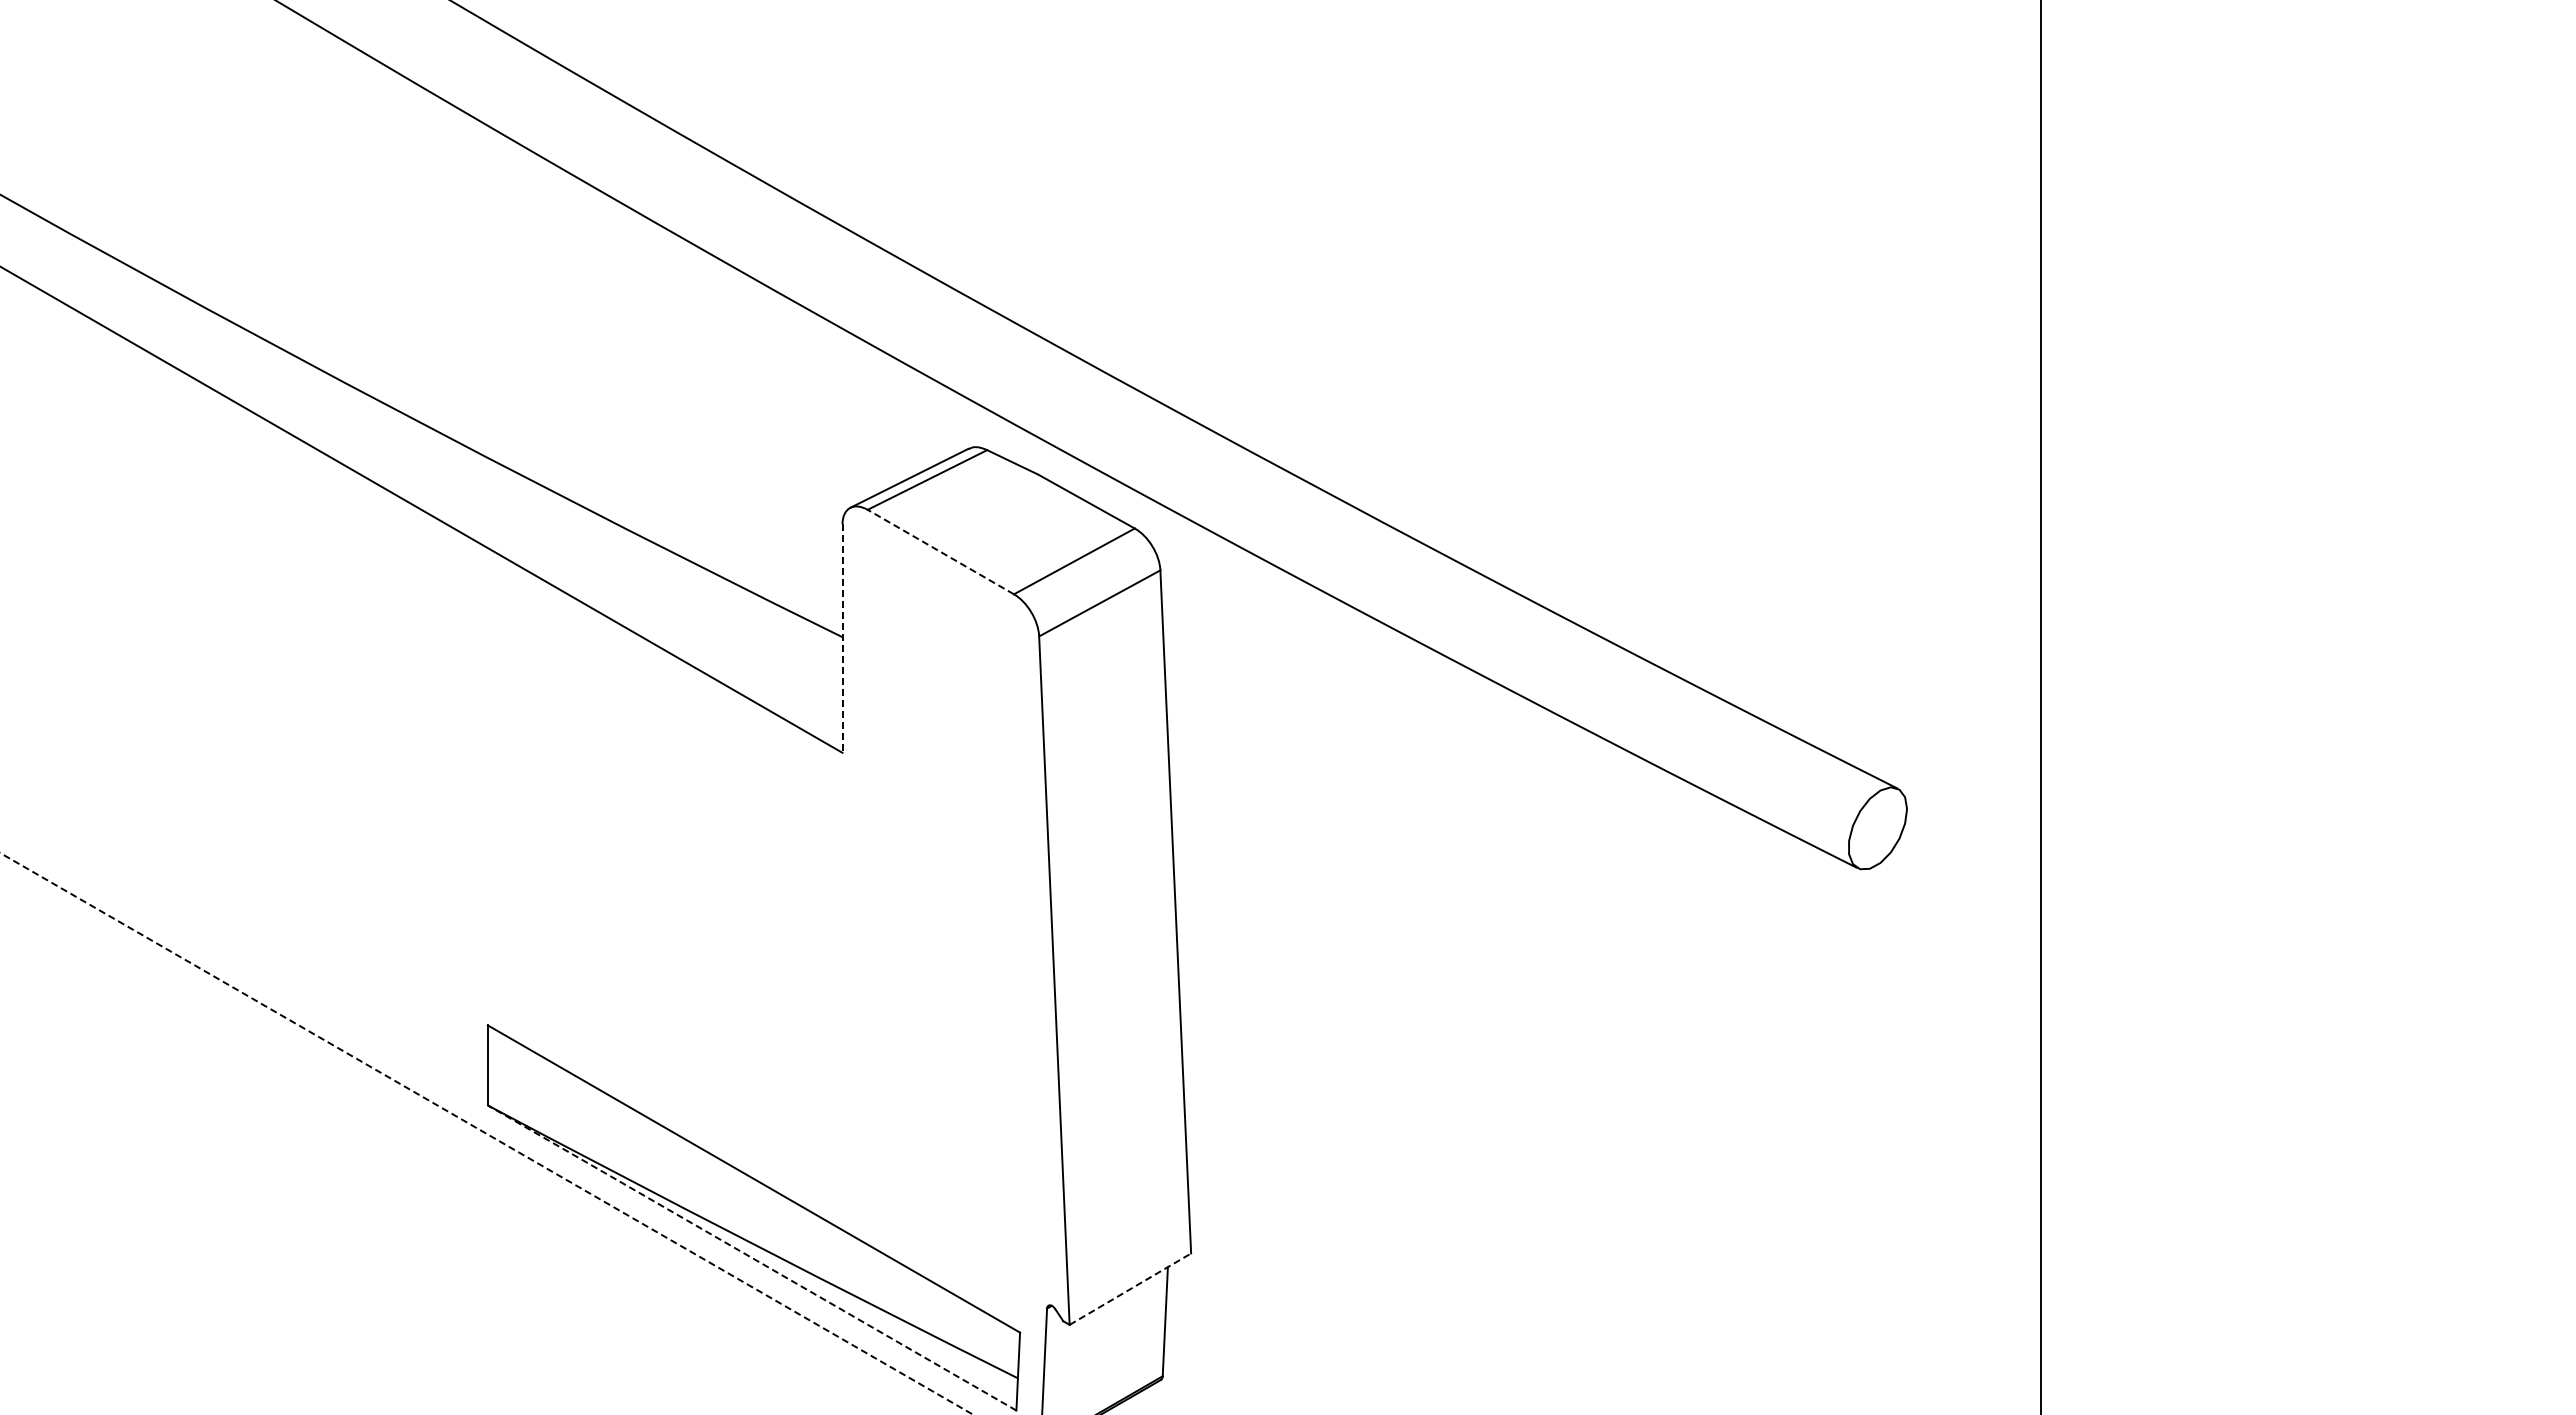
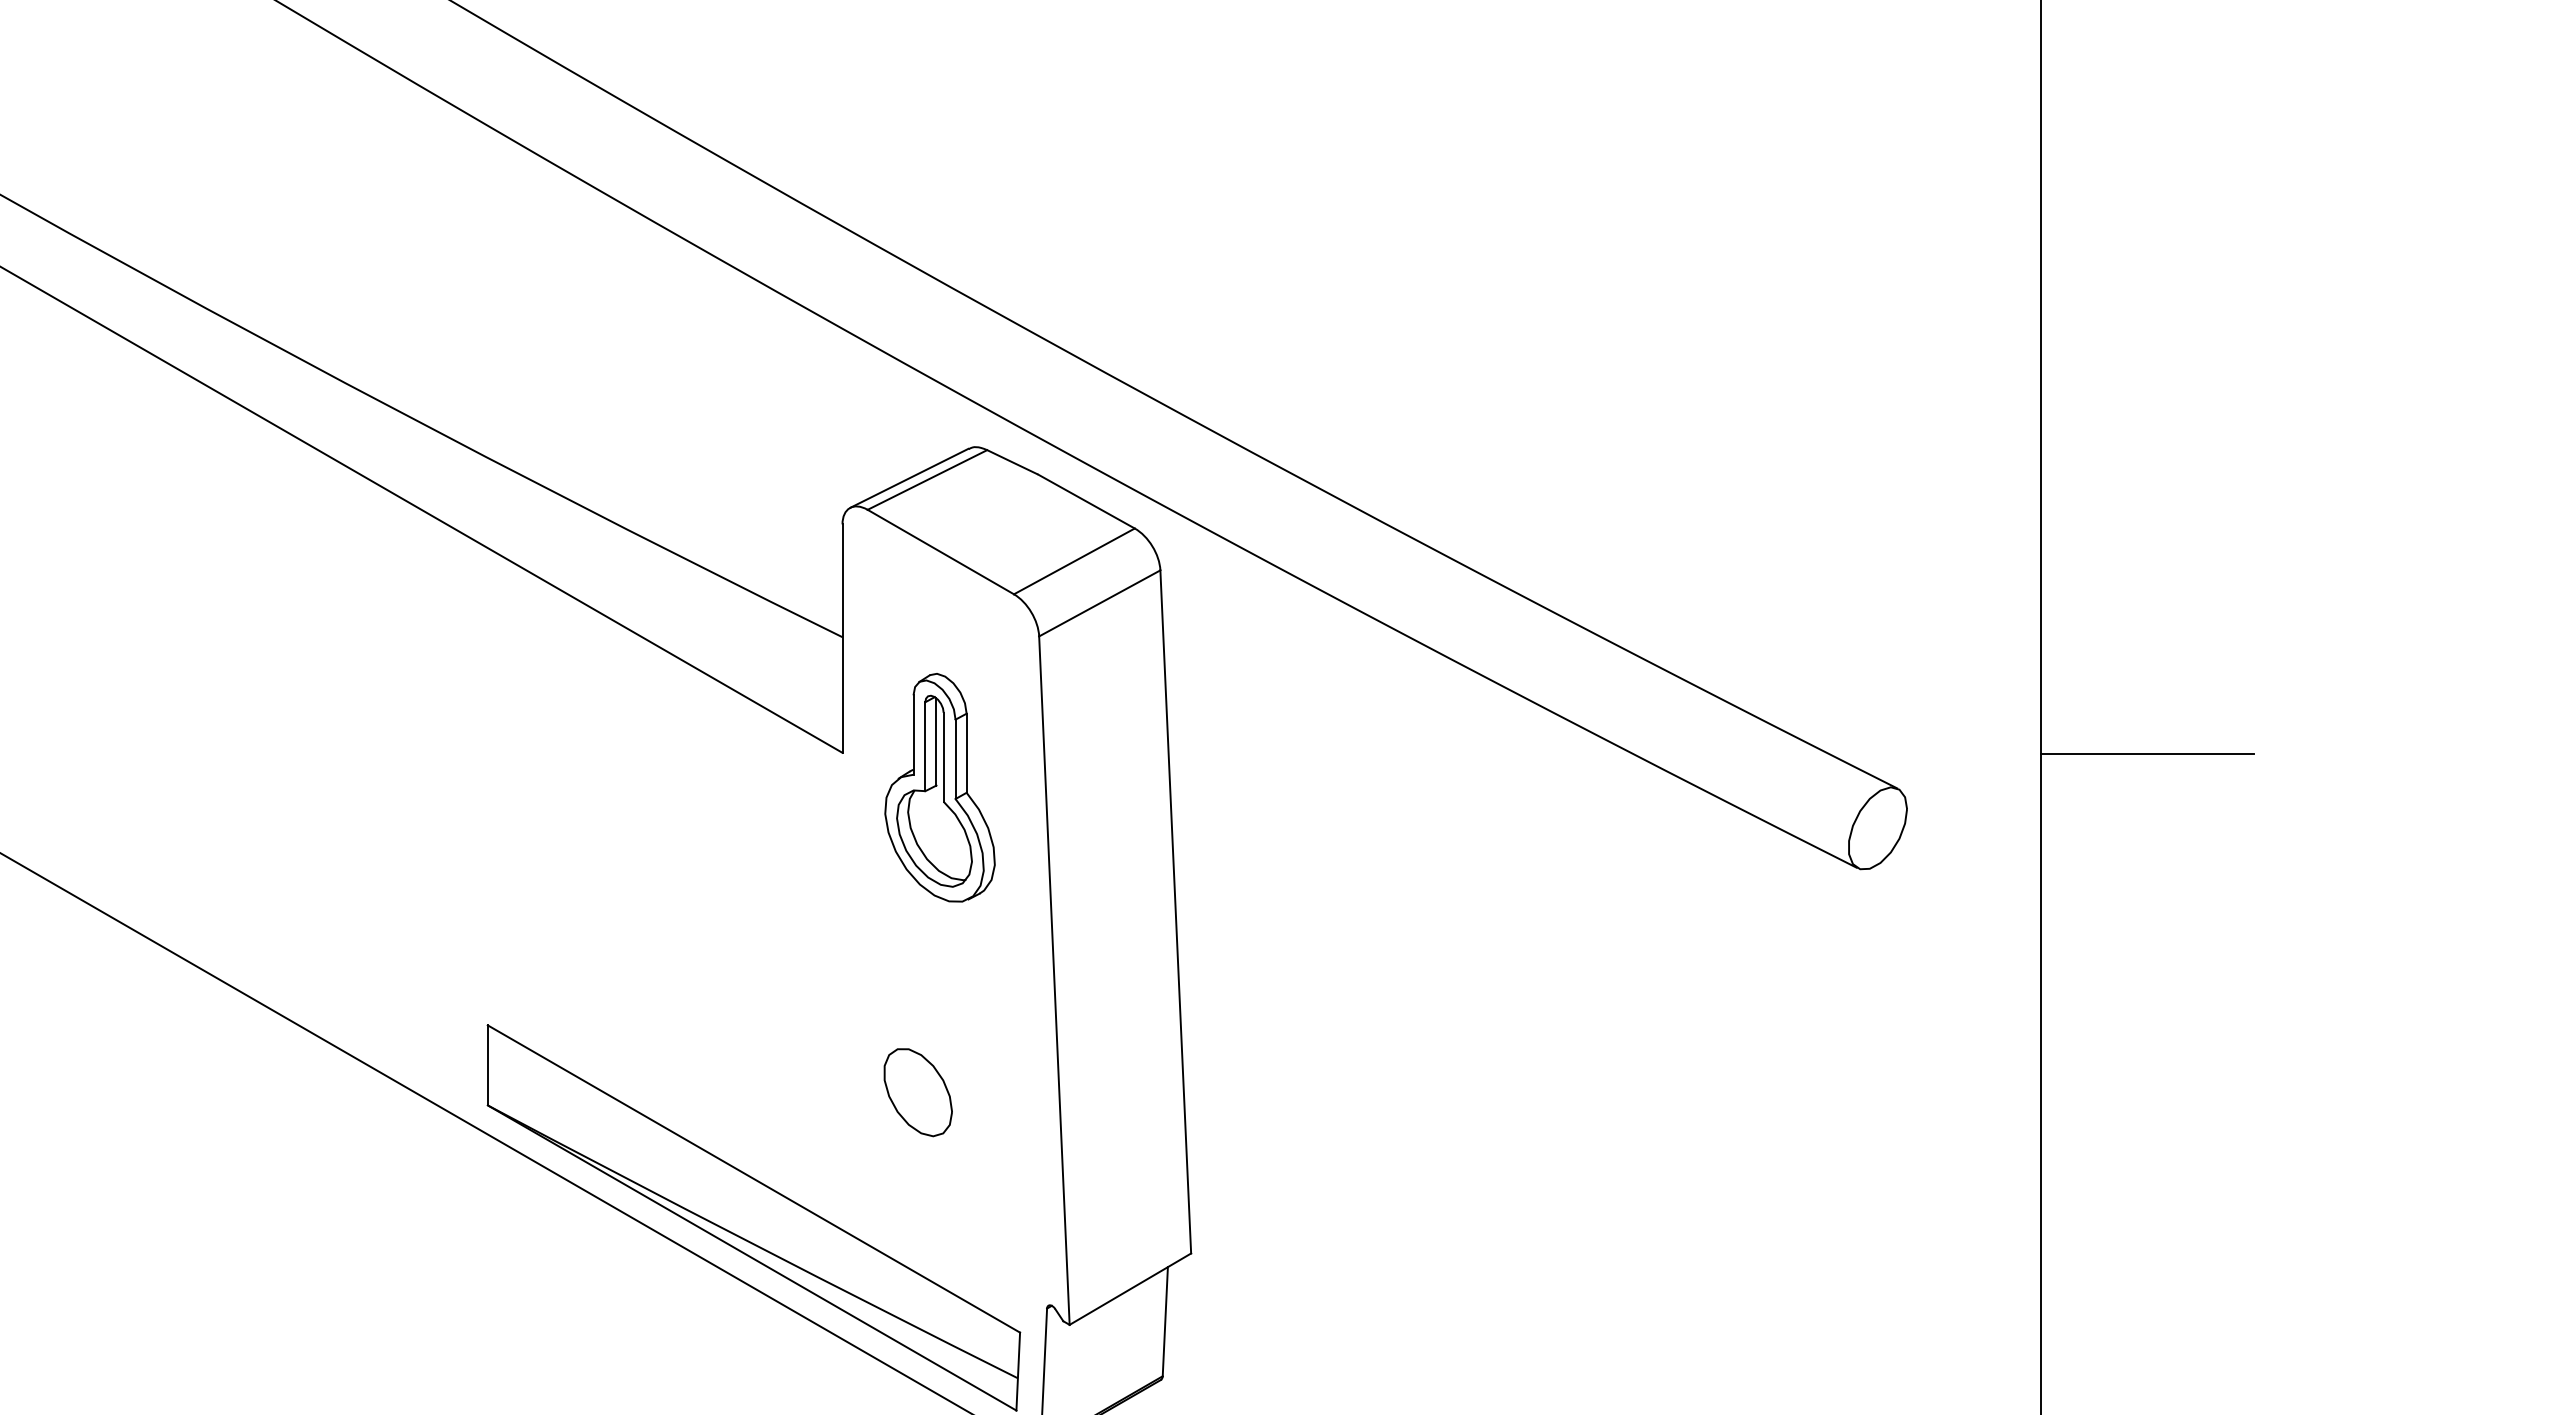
line: dashed -> solid (940, 551)
line: dashed -> solid (842, 639)
line: none -> present (2147, 754)
part: none -> present (939, 787)
part: none -> present (917, 1092)
line: dashed -> solid (487, 1134)
line: dashed -> solid (751, 1257)
line: dashed -> solid (1130, 1288)
